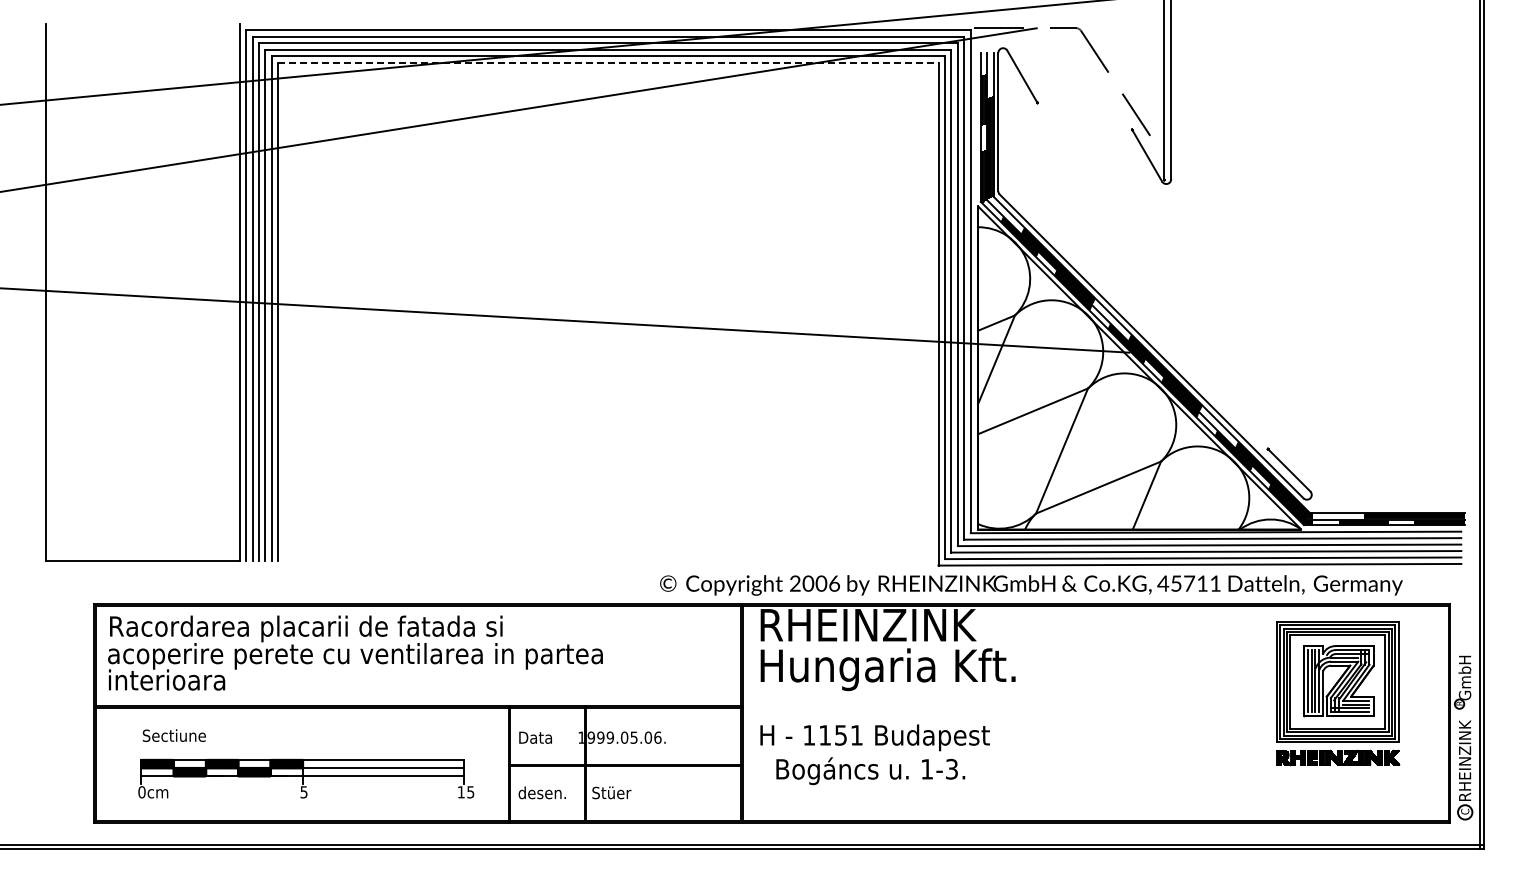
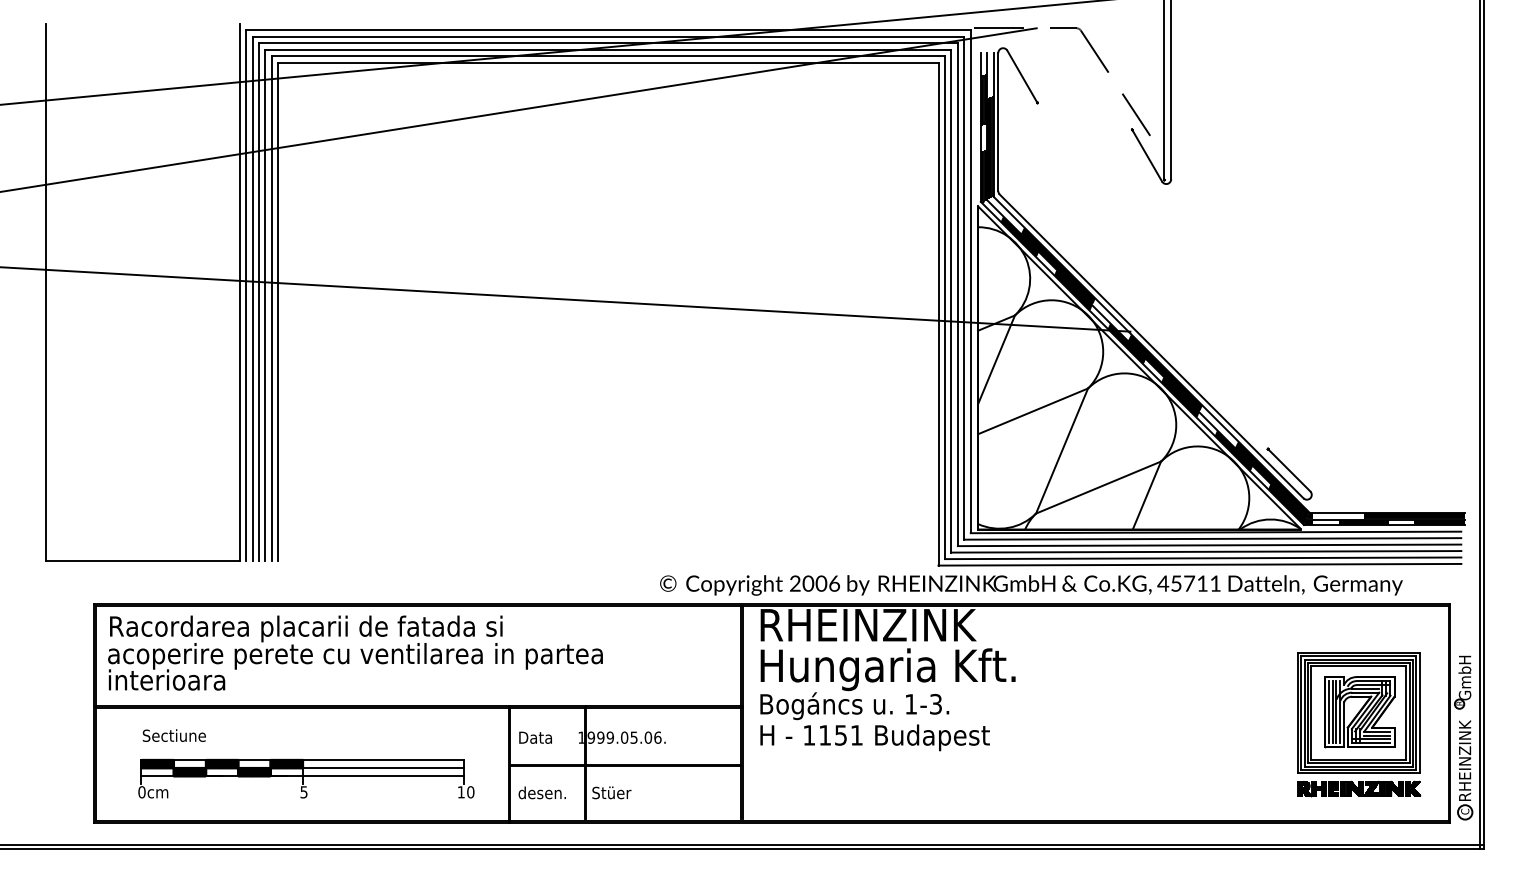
line: dashed -> solid (608, 62)
line position: (565, 320) -> (566, 299) (566, 299)
part position: (1338, 693) -> (1359, 724) (1359, 724)
text position: (870, 771) -> (854, 706) (854, 706)
text: 15 -> 10 (470, 792)
